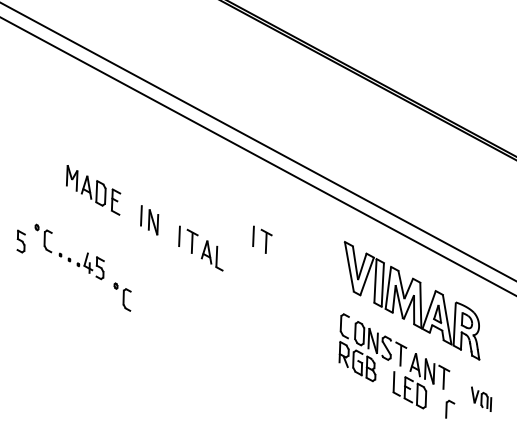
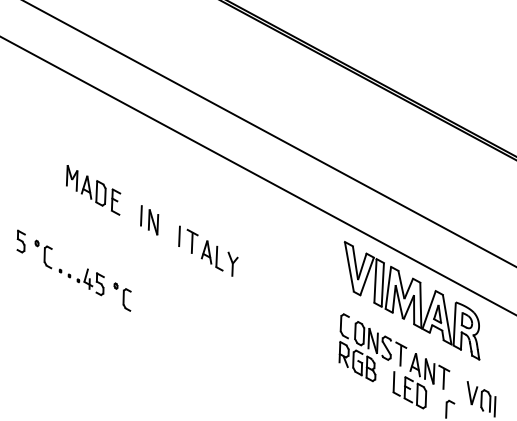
line position: (257, 141) -> (269, 133) (269, 133)
line position: (257, 156) -> (257, 175) (257, 175)
part: present -> none (262, 239)
part position: (69, 251) -> (69, 267) (69, 267)
part: none -> present (232, 263)
part size: 22x26 px -> 31x37 px (481, 399)
